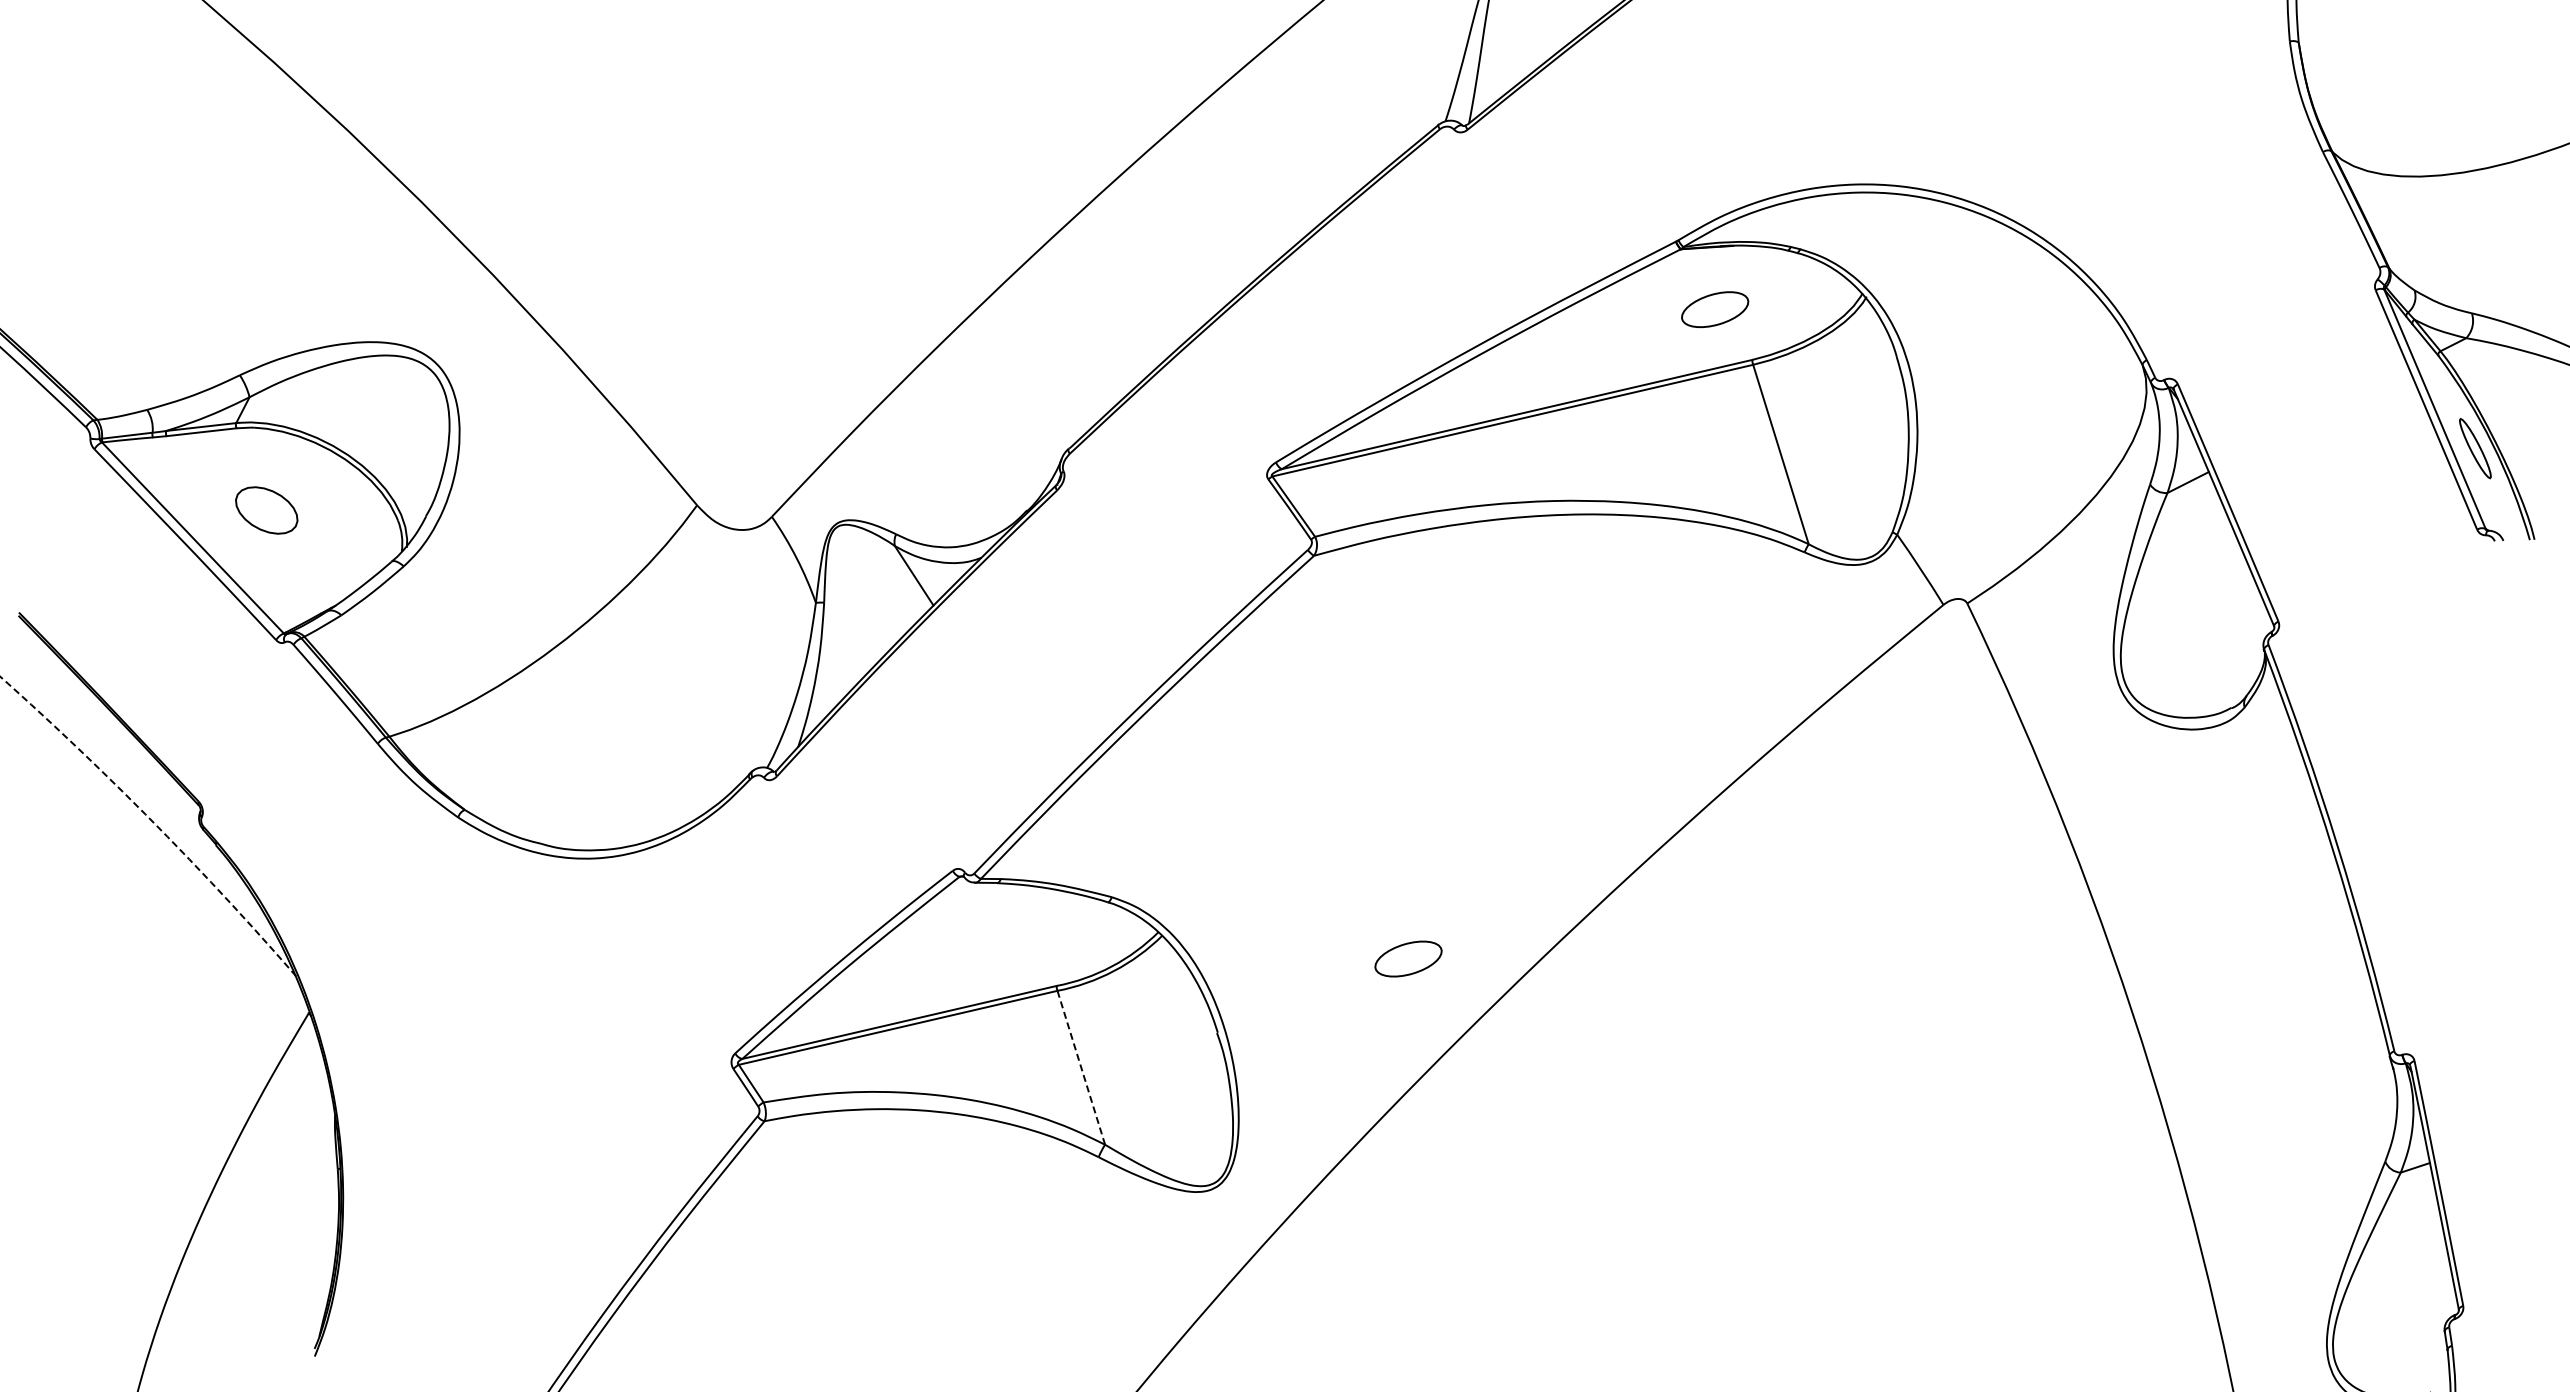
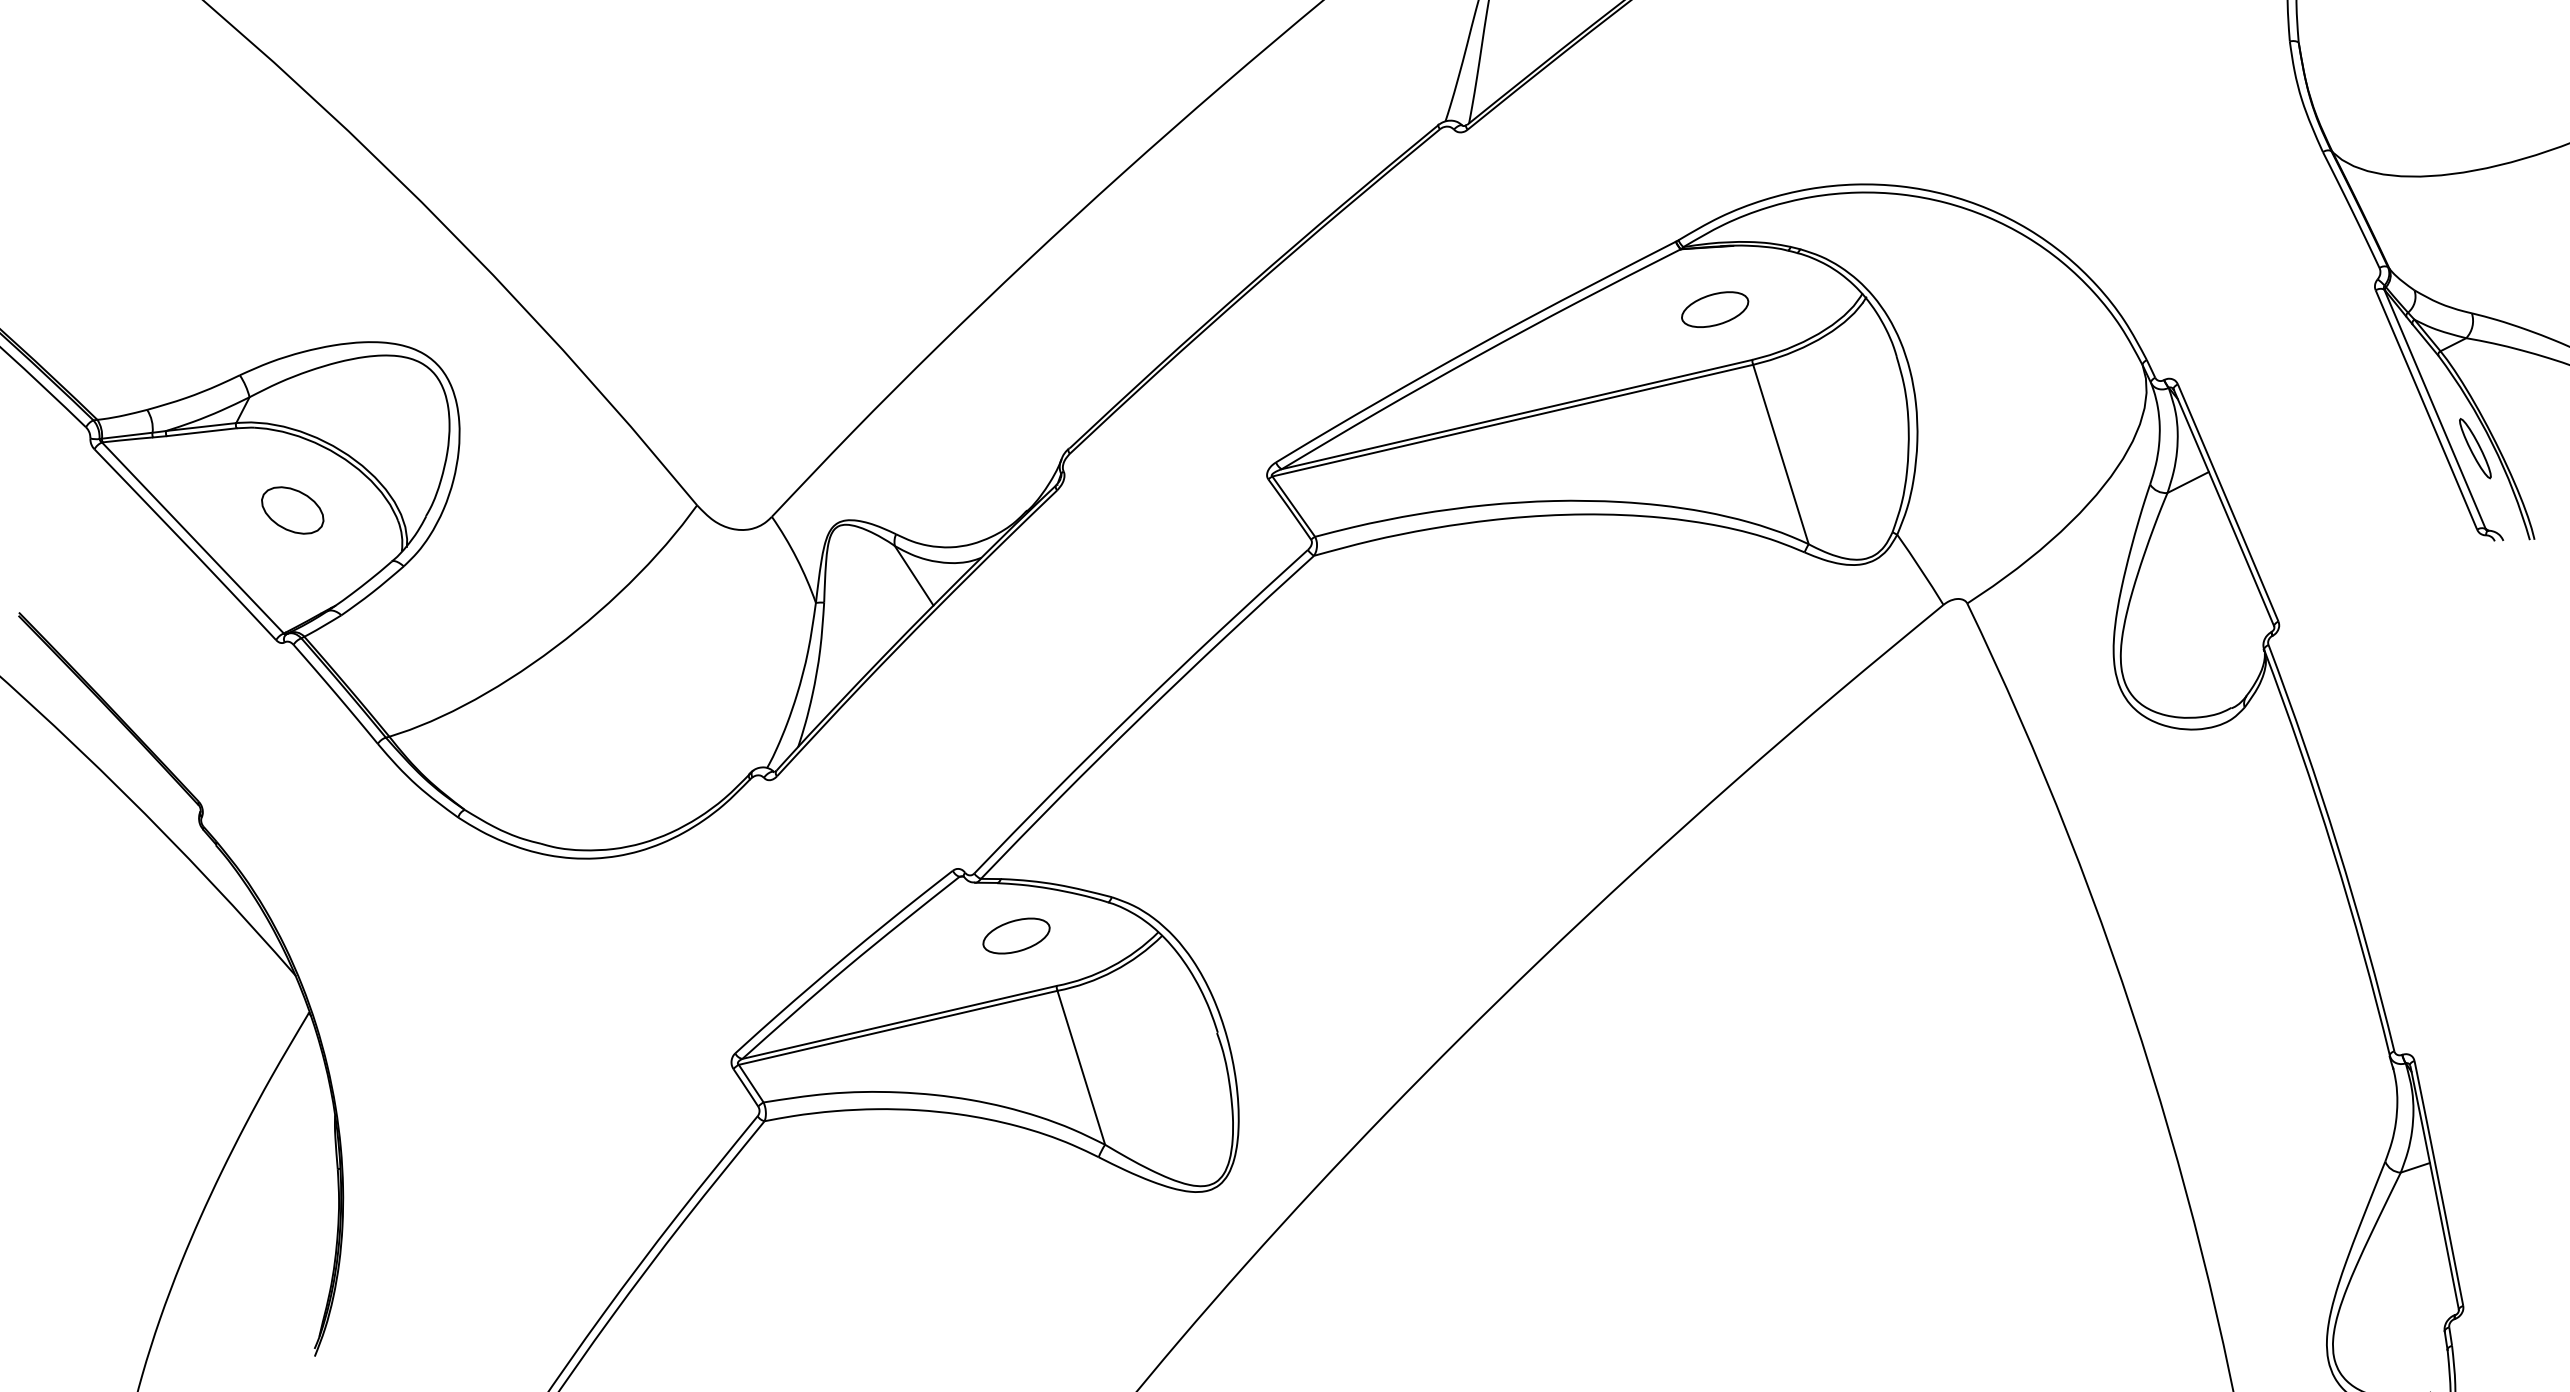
part position: (266, 510) -> (292, 510) (292, 510)
arc: dashed -> solid (152, 821)
part position: (1408, 958) -> (1016, 935) (1016, 935)
line: dashed -> solid (1081, 1067)
